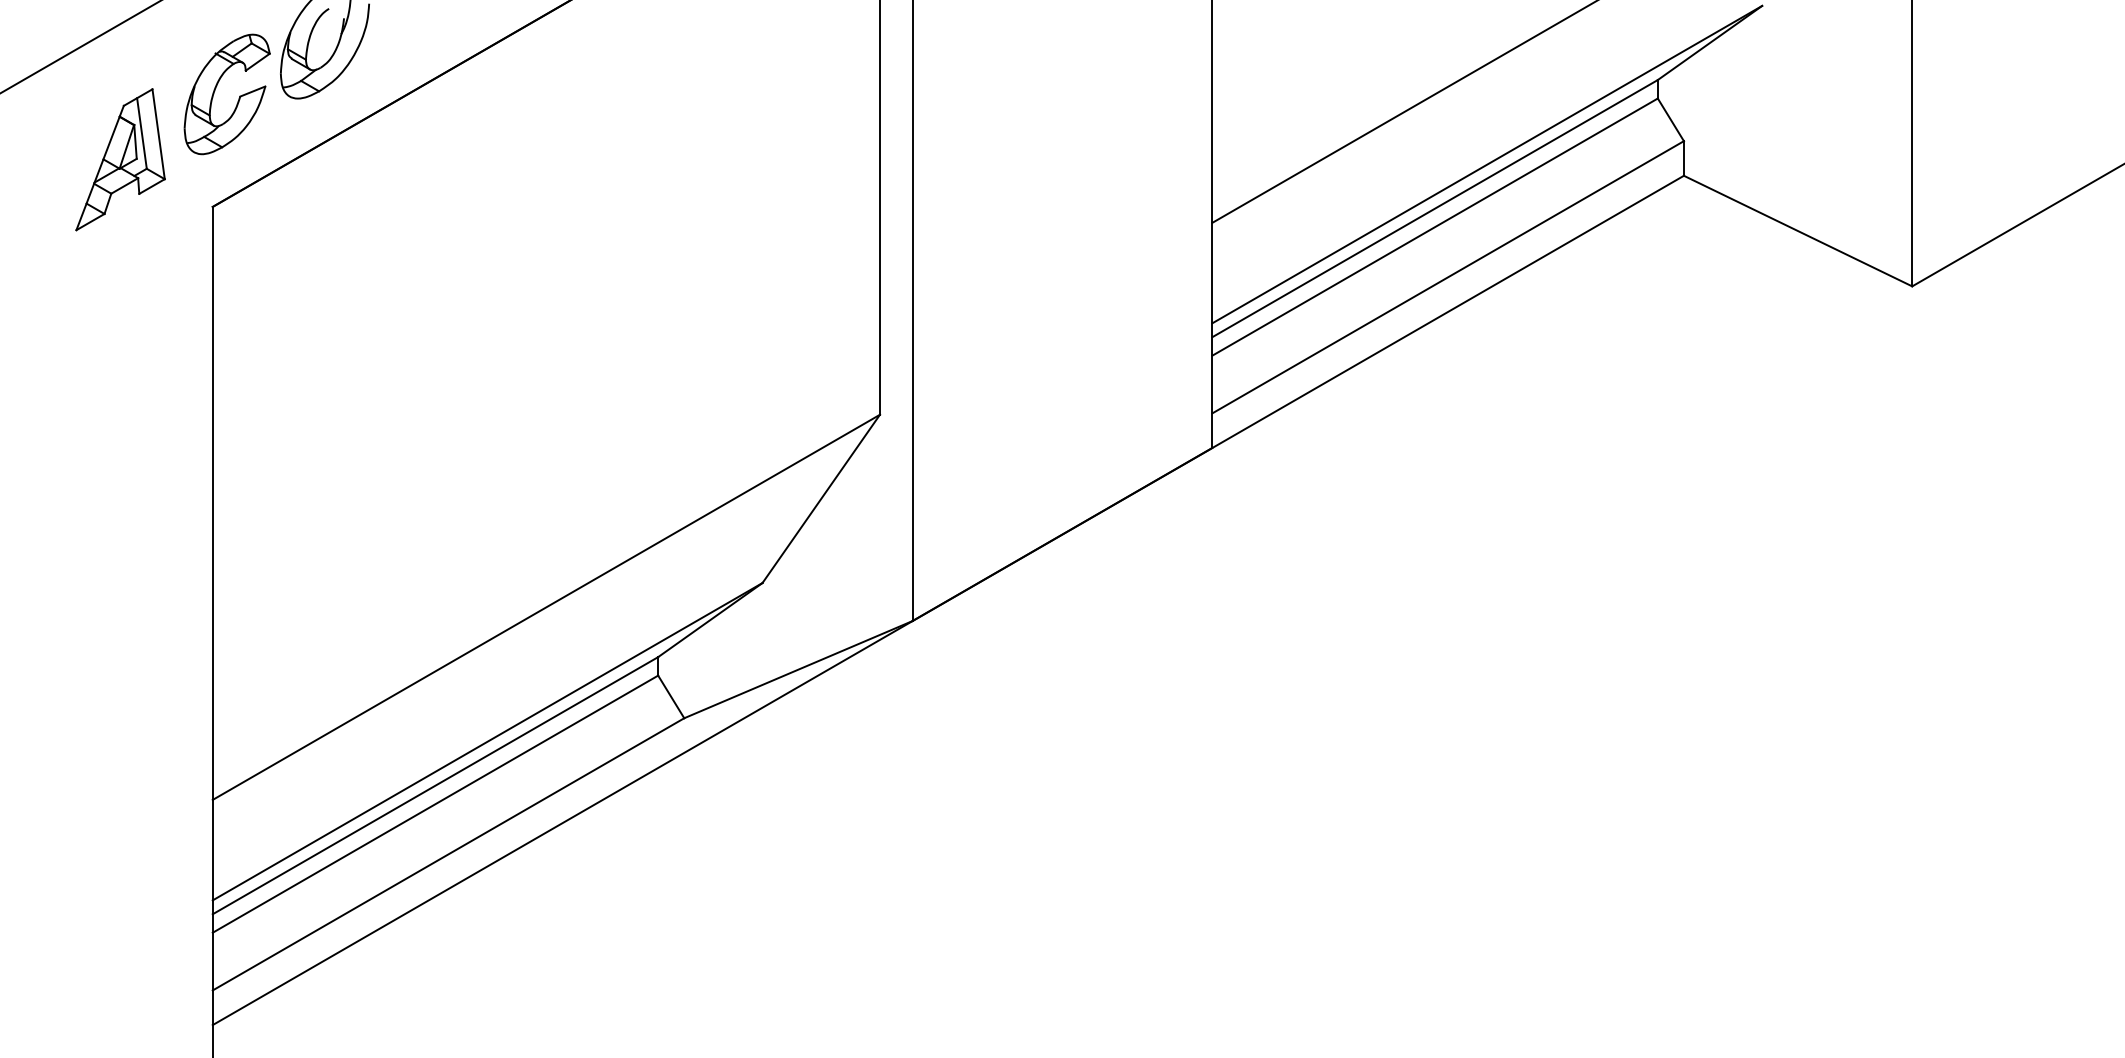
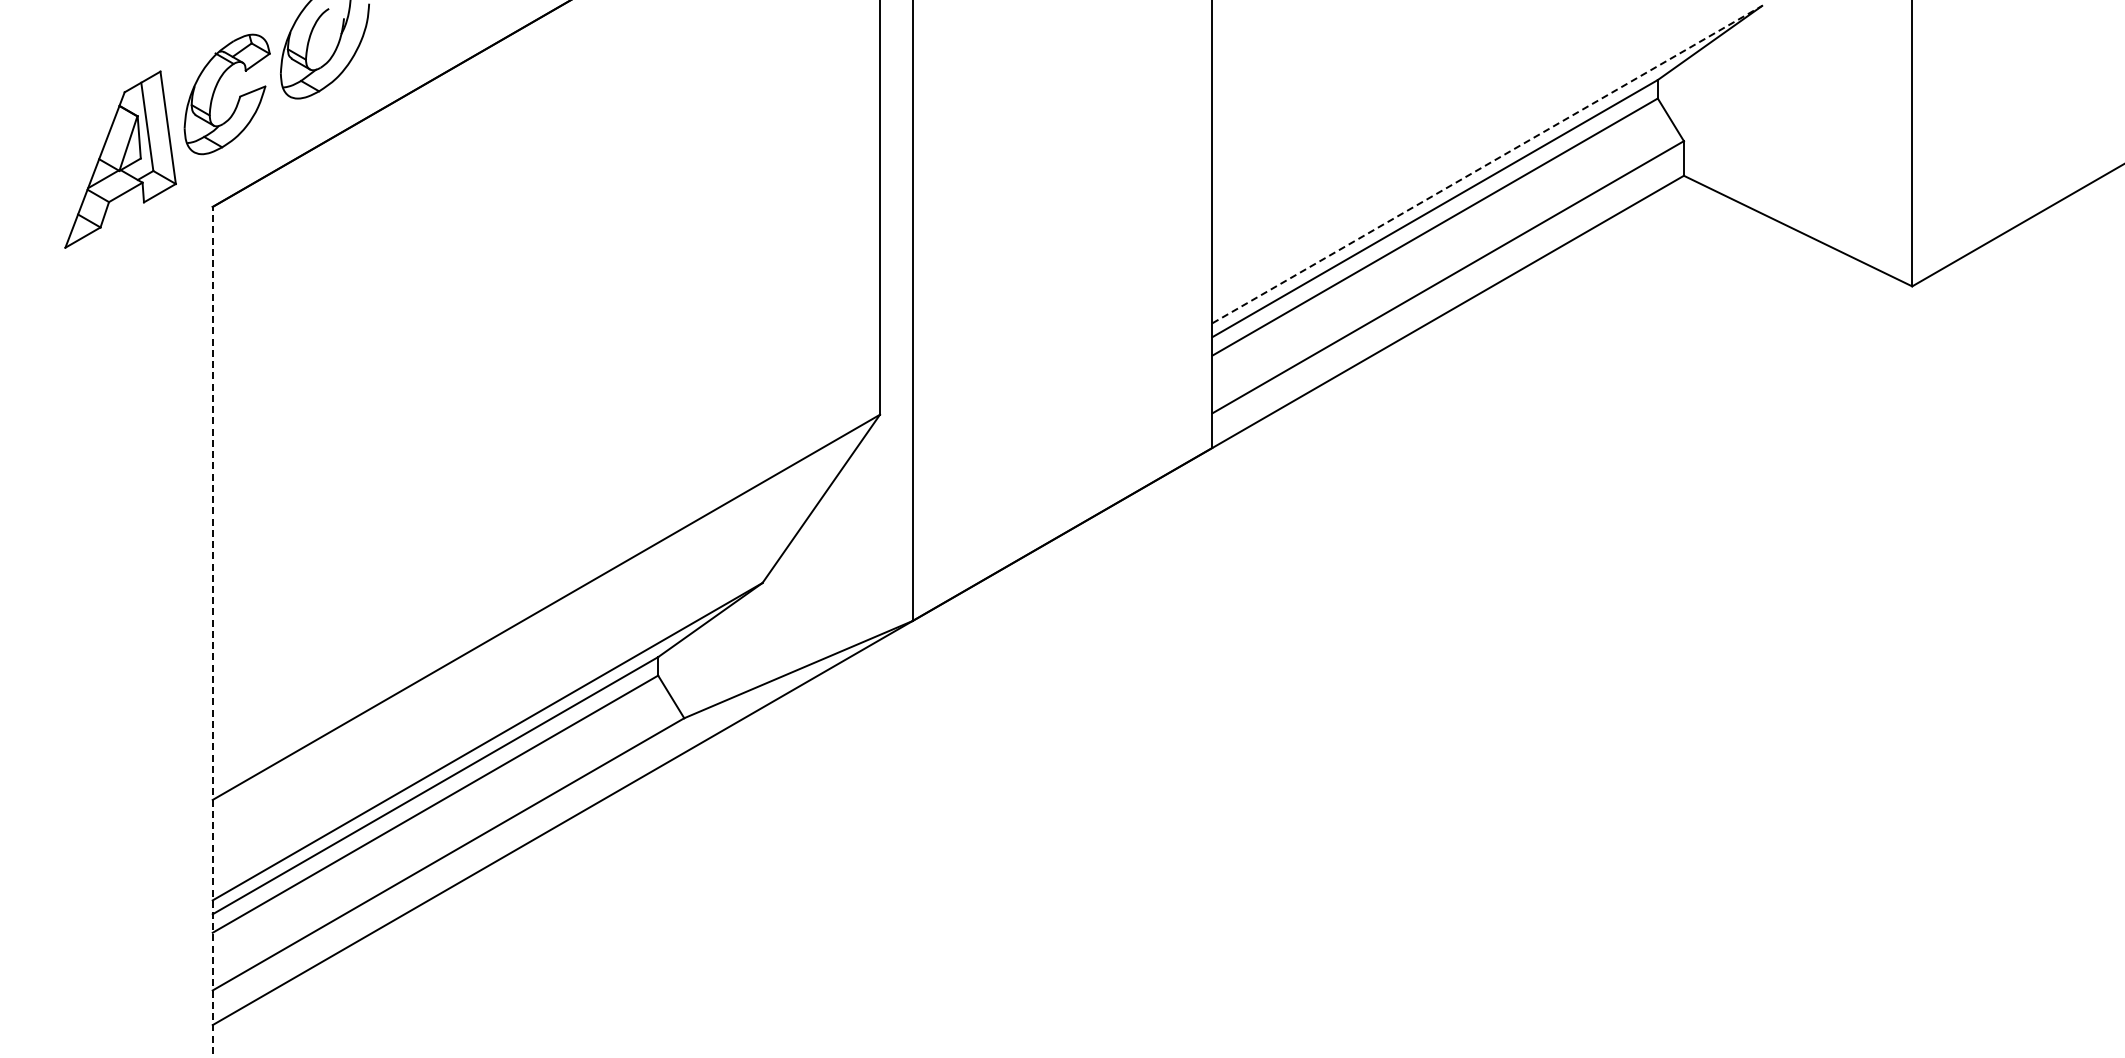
line: present -> none (80, 47)
line: present -> none (1403, 112)
part size: 91x144 px -> 113x179 px (120, 159)
line: solid -> dashed (1487, 164)
line: solid -> dashed (212, 631)
